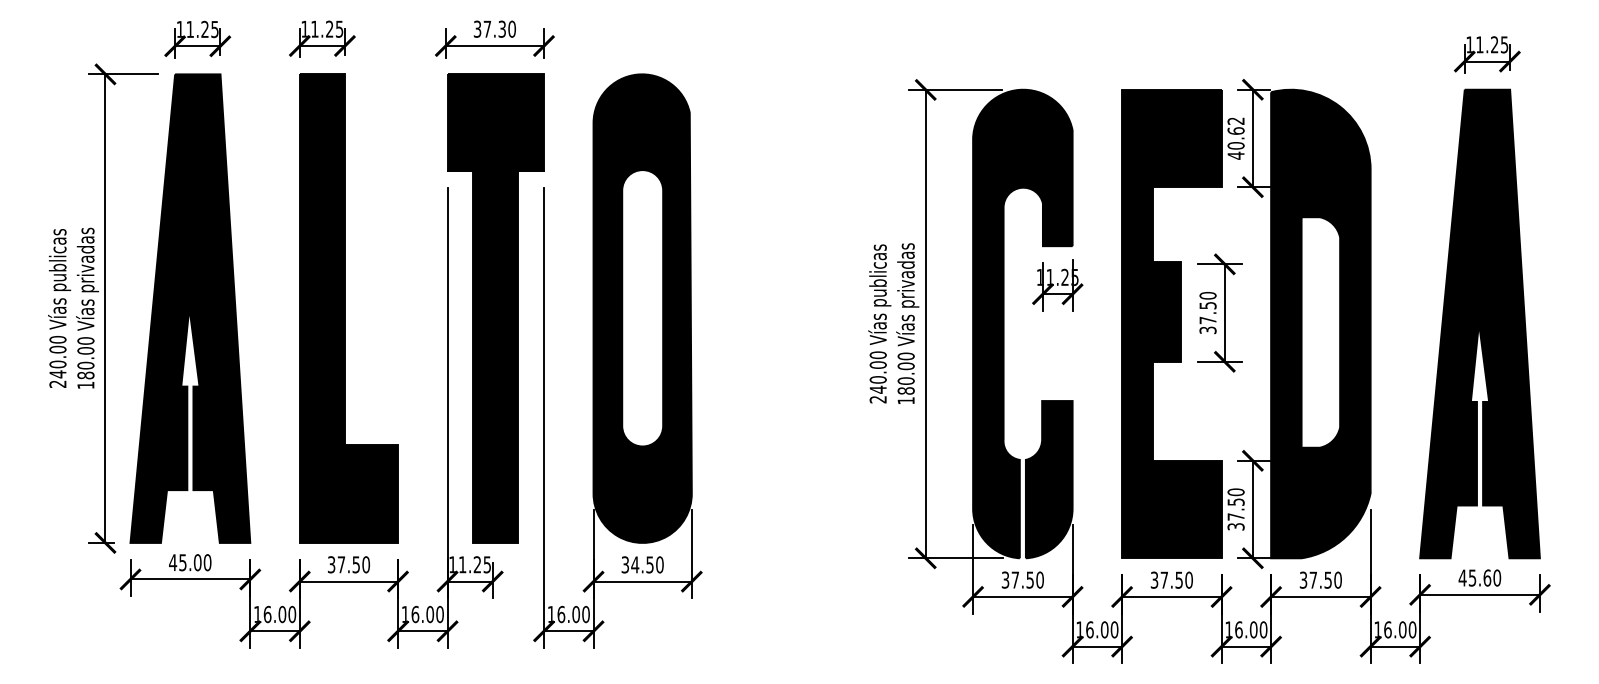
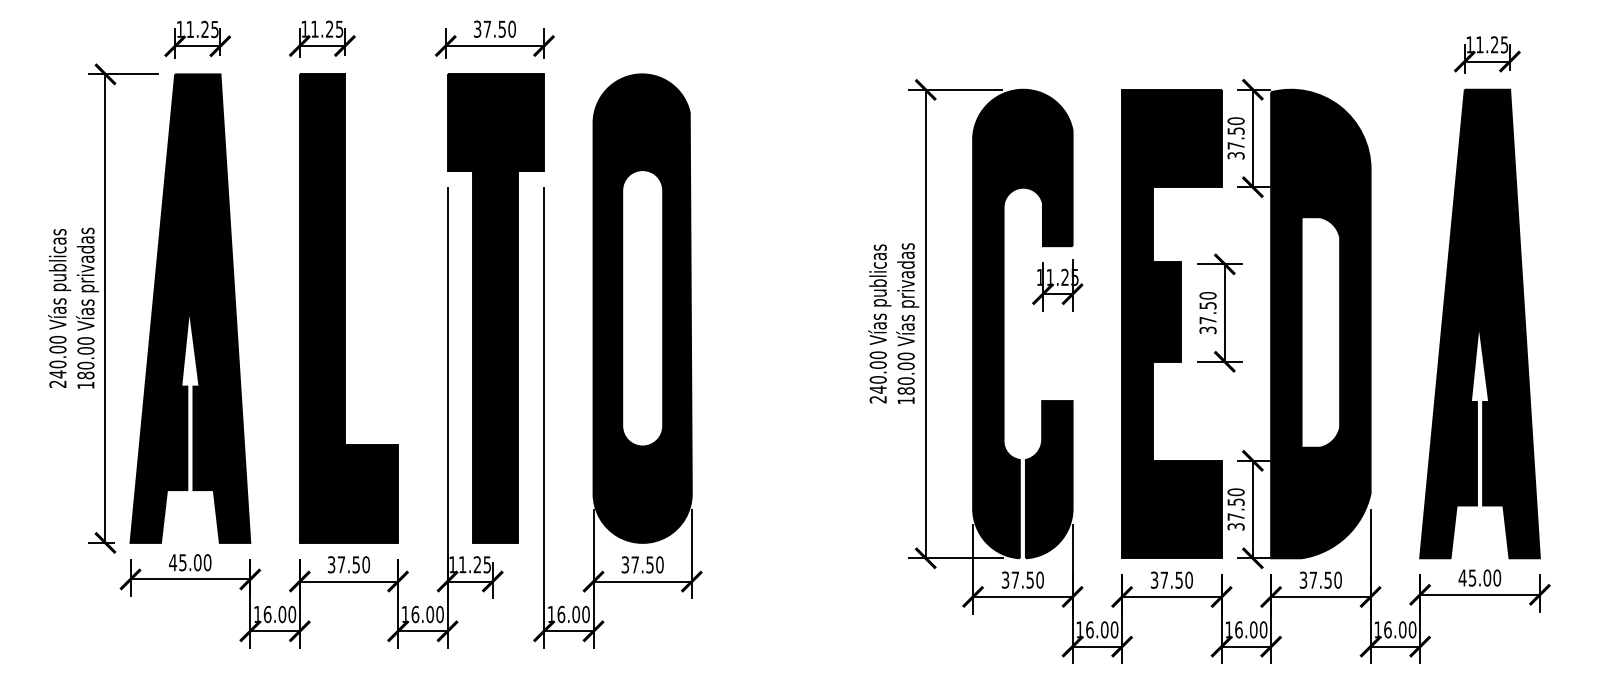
text: 37.30 -> 37.50 (501, 28)
text: 40.62 -> 37.50 (1235, 138)
text: 34.50 -> 37.50 (635, 564)
text: 45.60 -> 45.00 (1487, 577)
